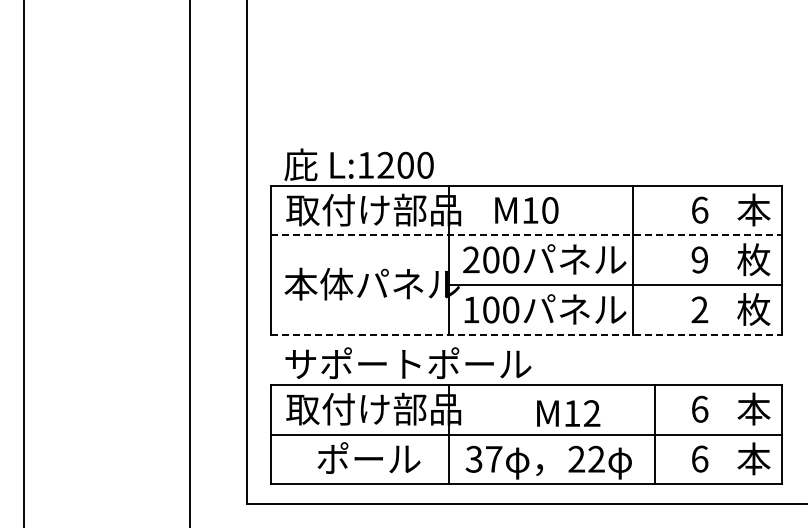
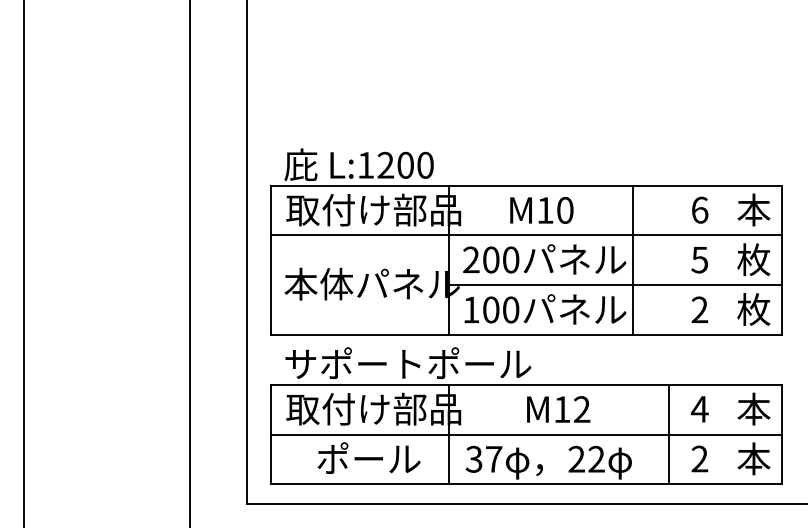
text position: (526, 210) -> (541, 210) (541, 210)
line: dashed -> solid (527, 235)
text: 9 -> 5 (699, 259)
line: dashed -> solid (527, 334)
text: 6 -> 4 (699, 408)
text position: (568, 413) -> (558, 409) (558, 409)
line position: (654, 434) -> (668, 434) (668, 434)
text: 6 -> 2 (699, 458)
